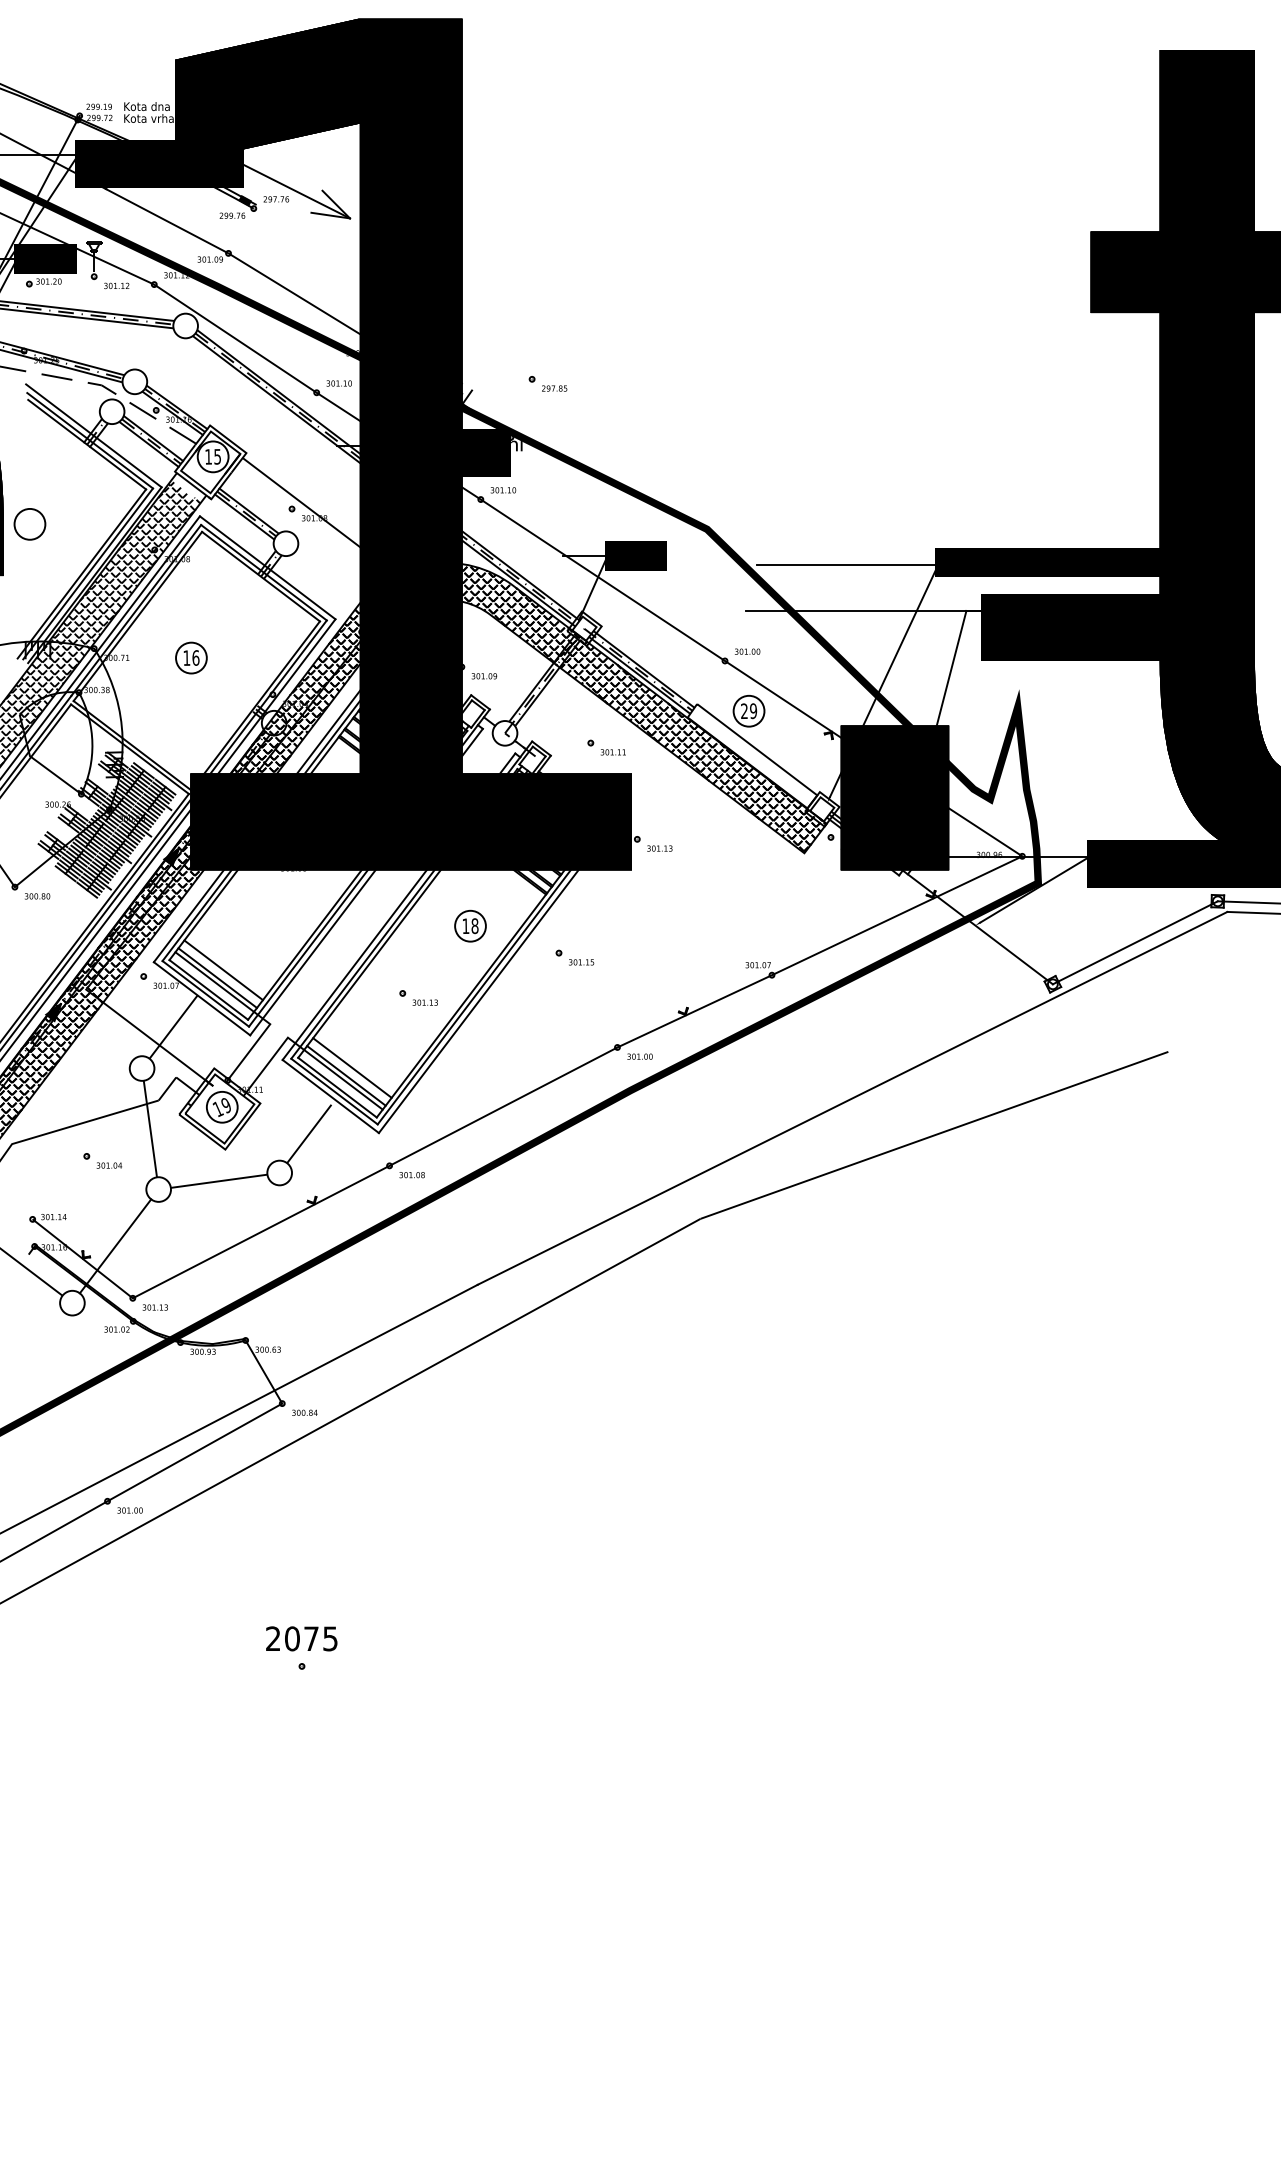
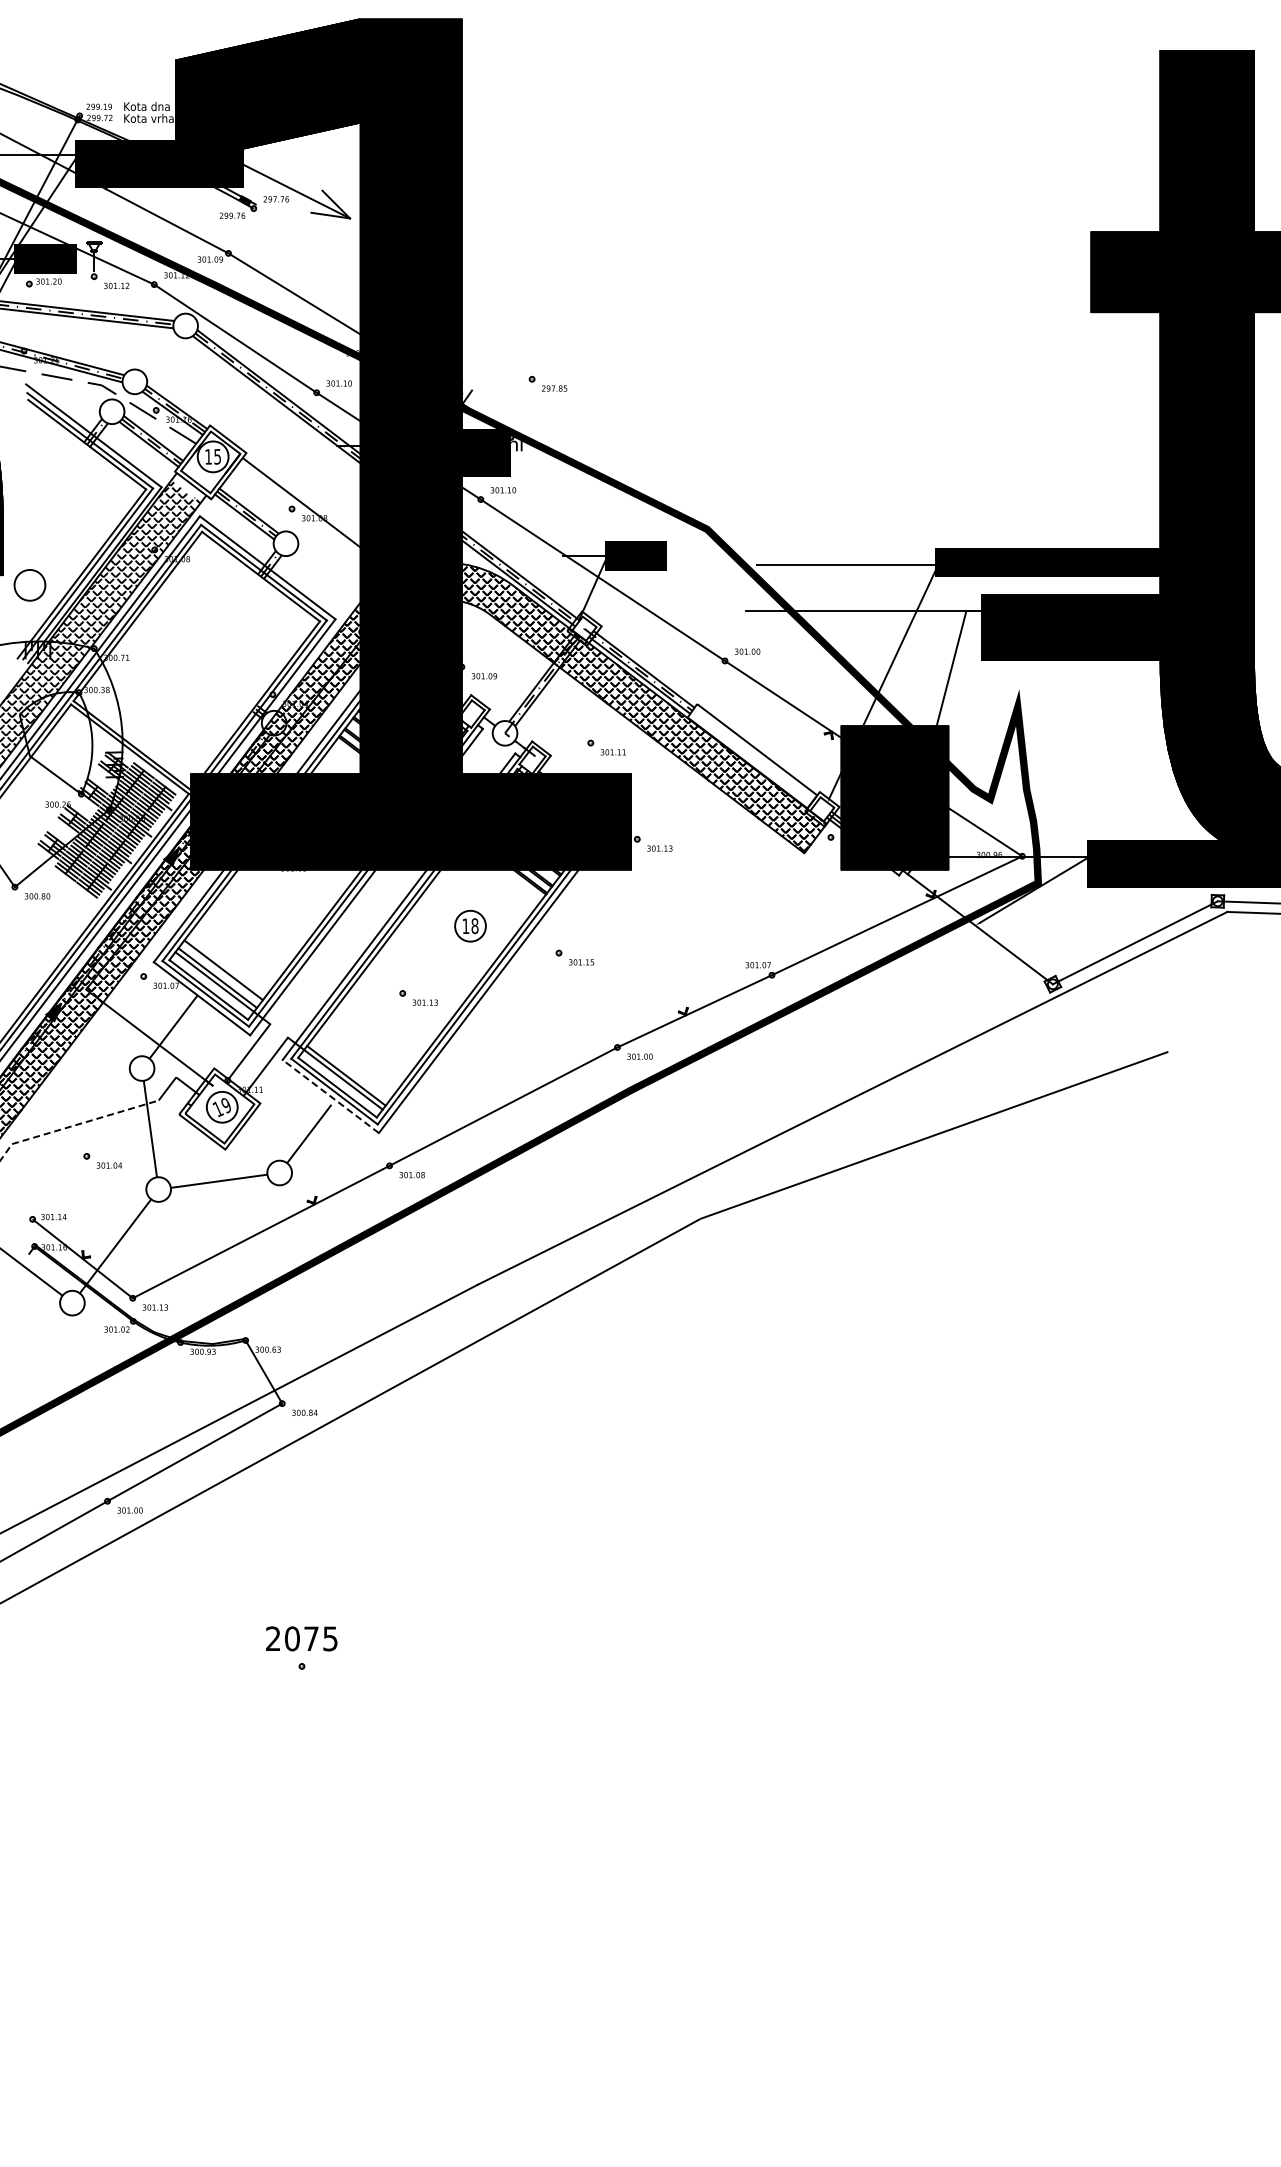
circle position: (29, 524) -> (29, 585) (29, 585)
part: present -> none (191, 657)
part: present -> none (748, 711)
line: present -> none (352, 1067)
line: solid -> dashed (330, 1096)
line: solid -> dashed (75, 1125)
